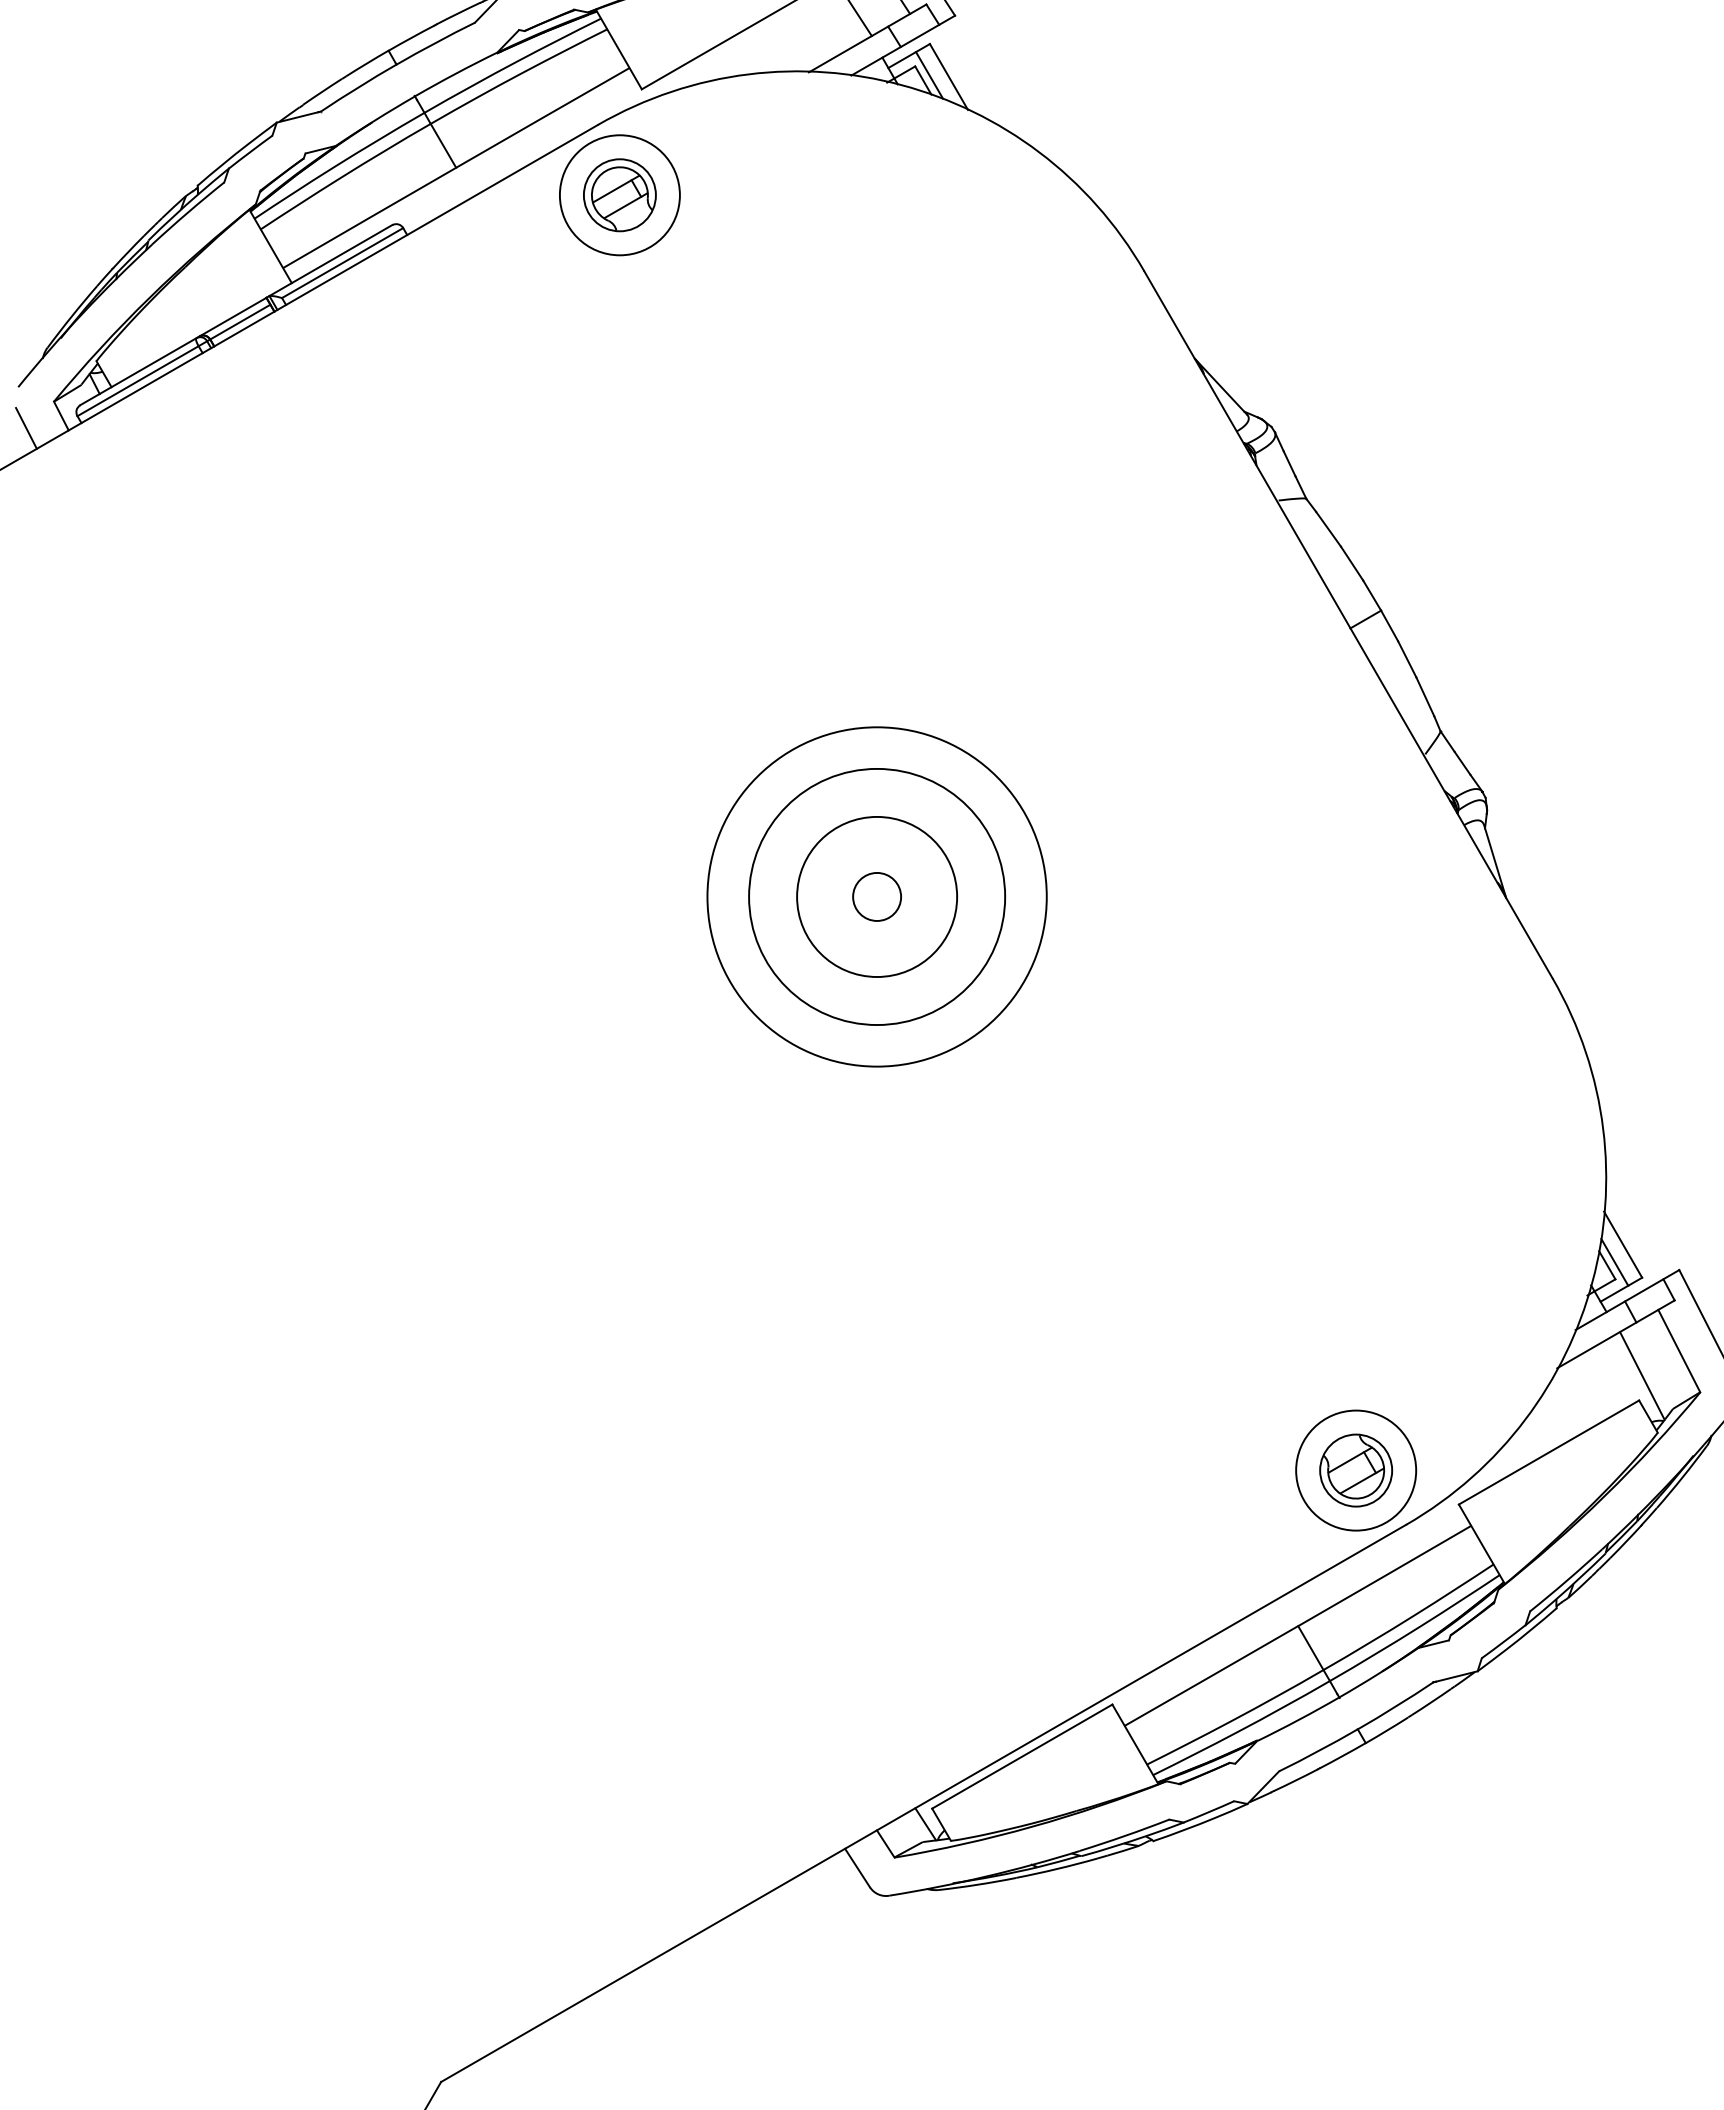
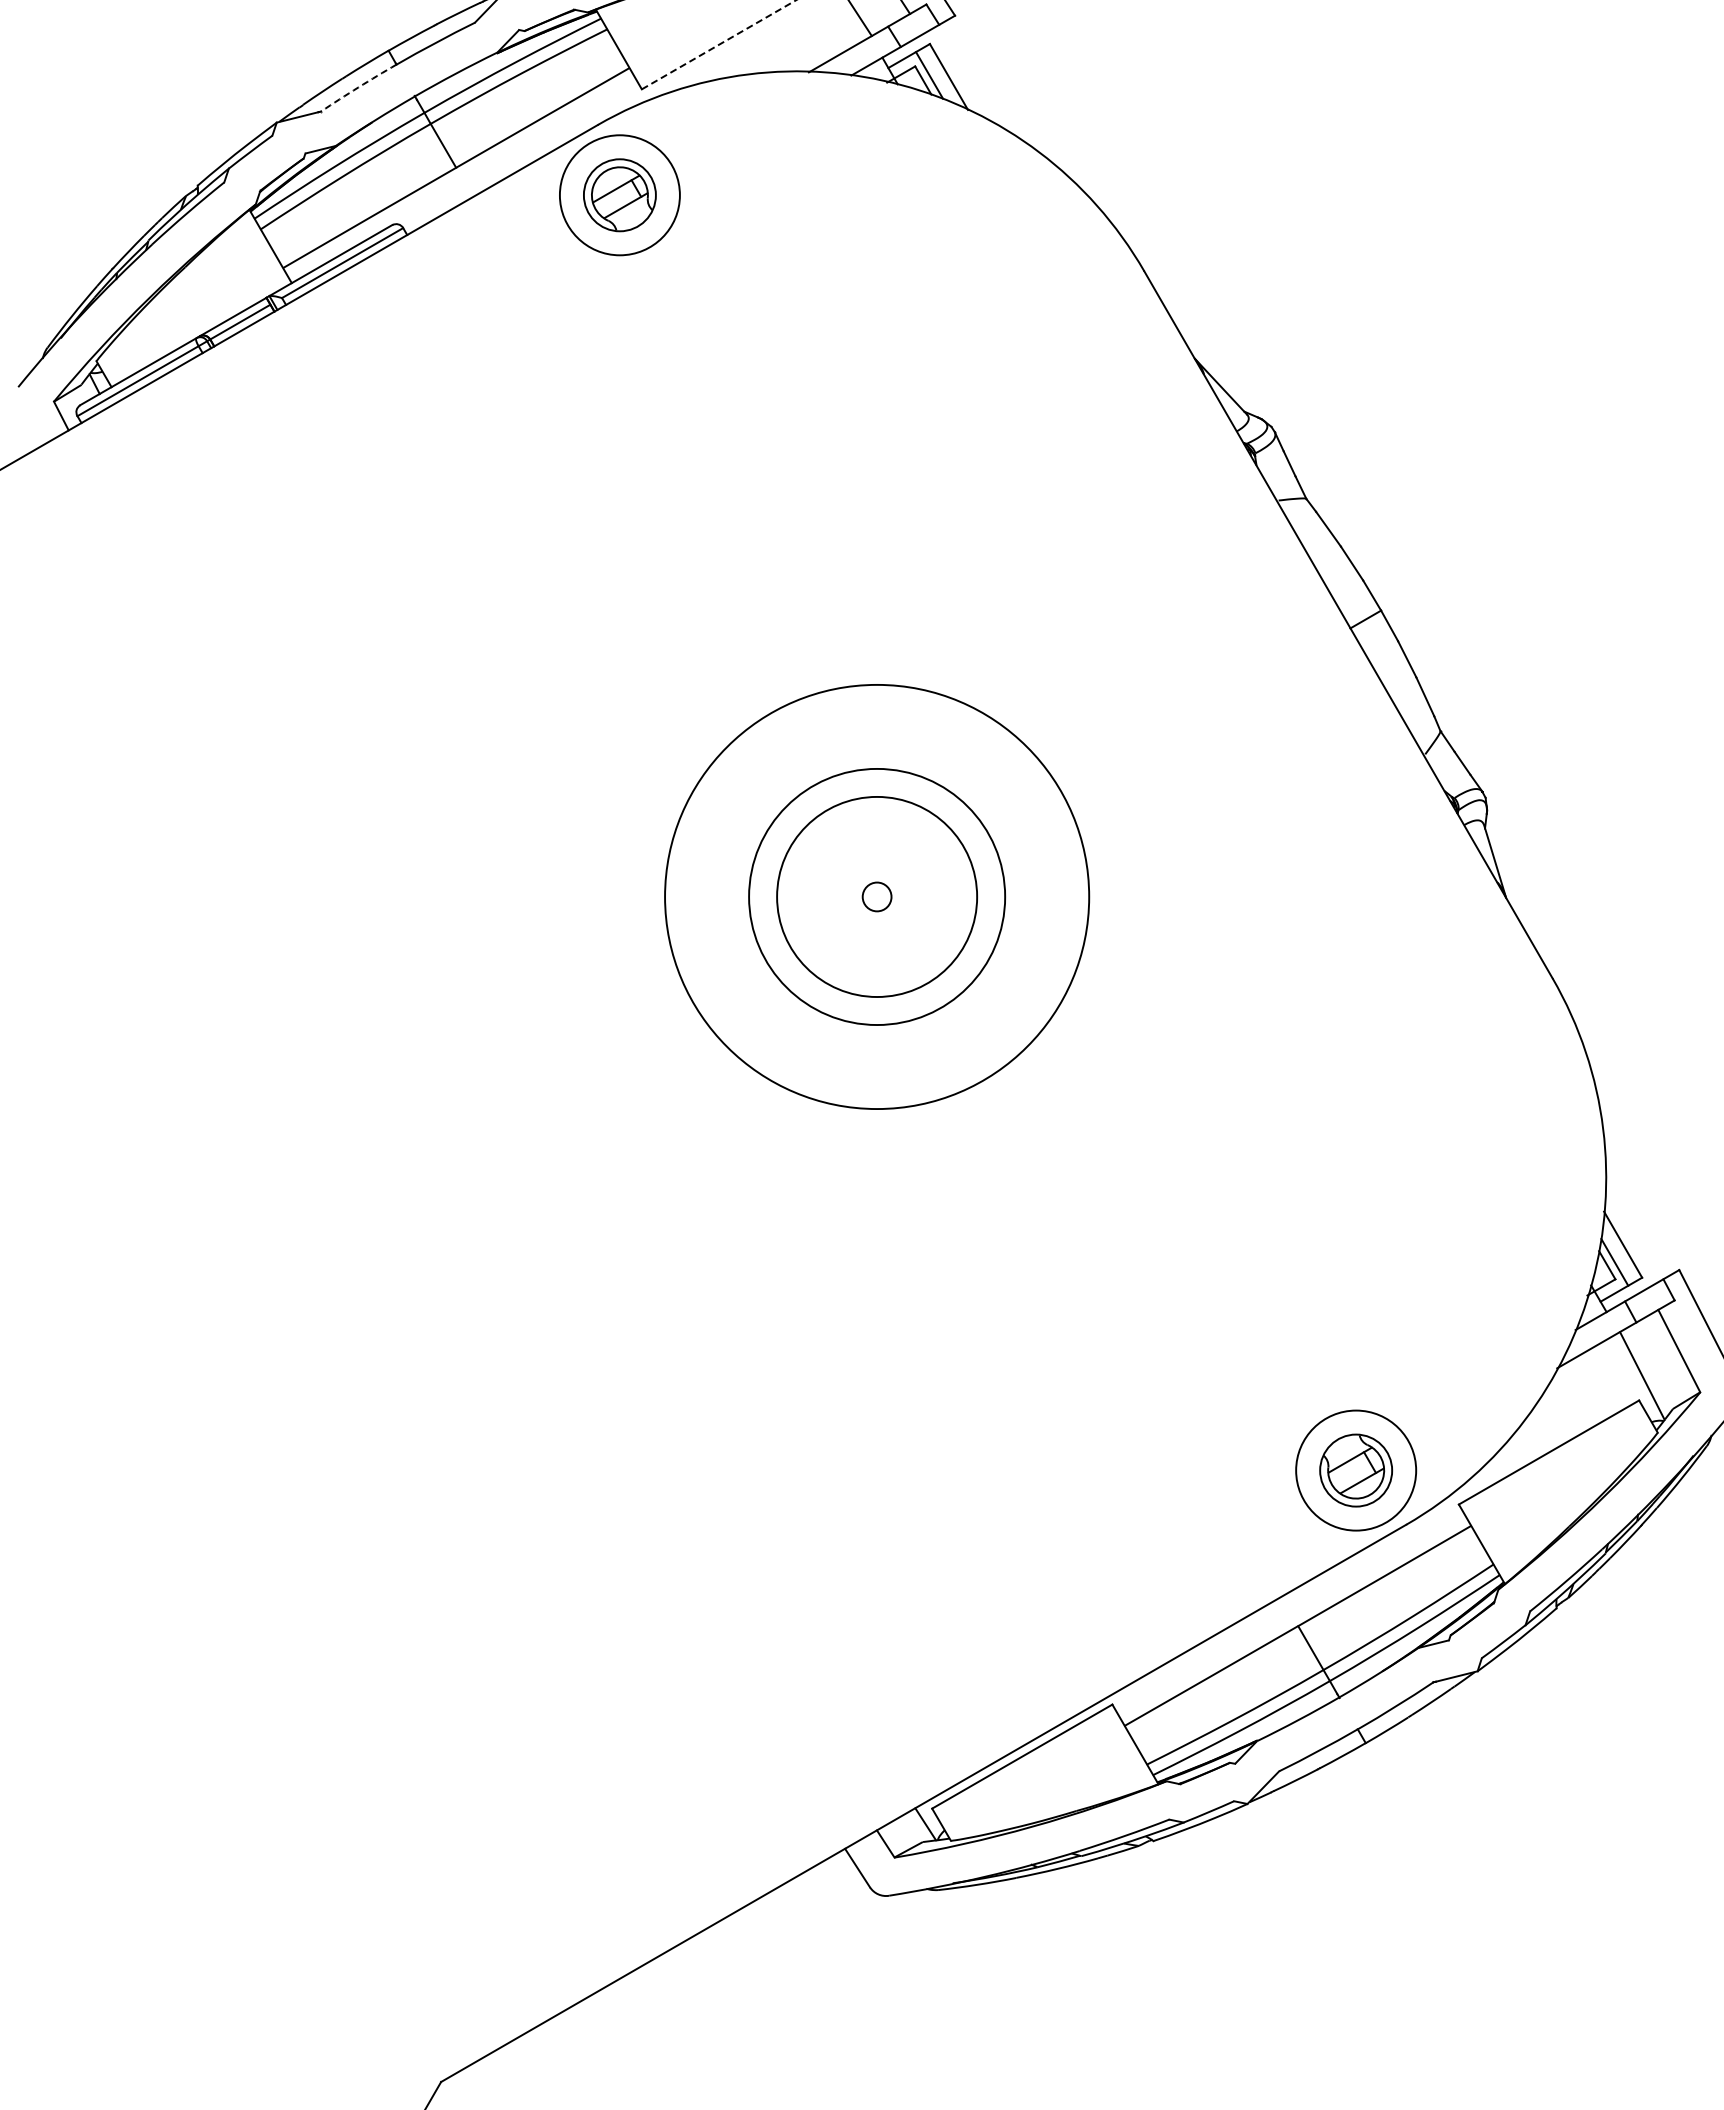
line: solid -> dashed (719, 44)
arc: solid -> dashed (358, 87)
line: present -> none (26, 428)
circle diameter: 339 px -> 424 px (877, 896)
circle diameter: 160 px -> 200 px (877, 896)
circle diameter: 48 px -> 29 px (876, 896)
